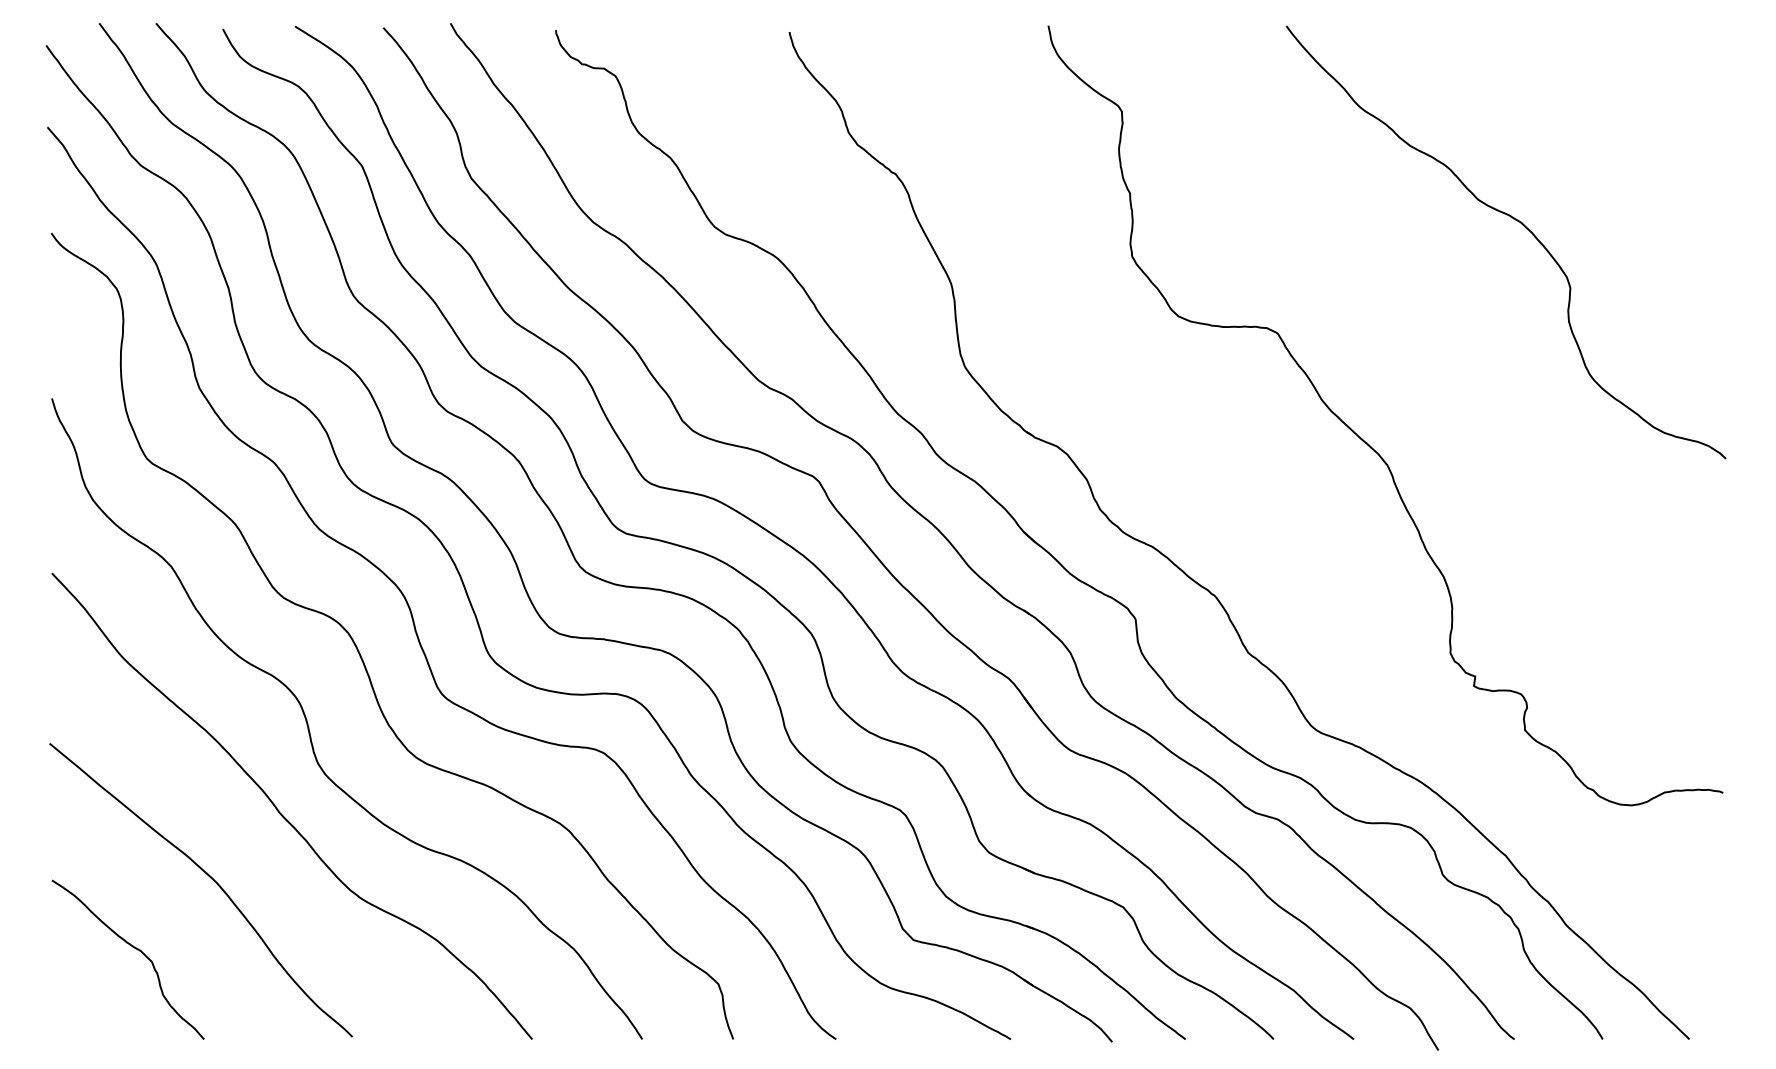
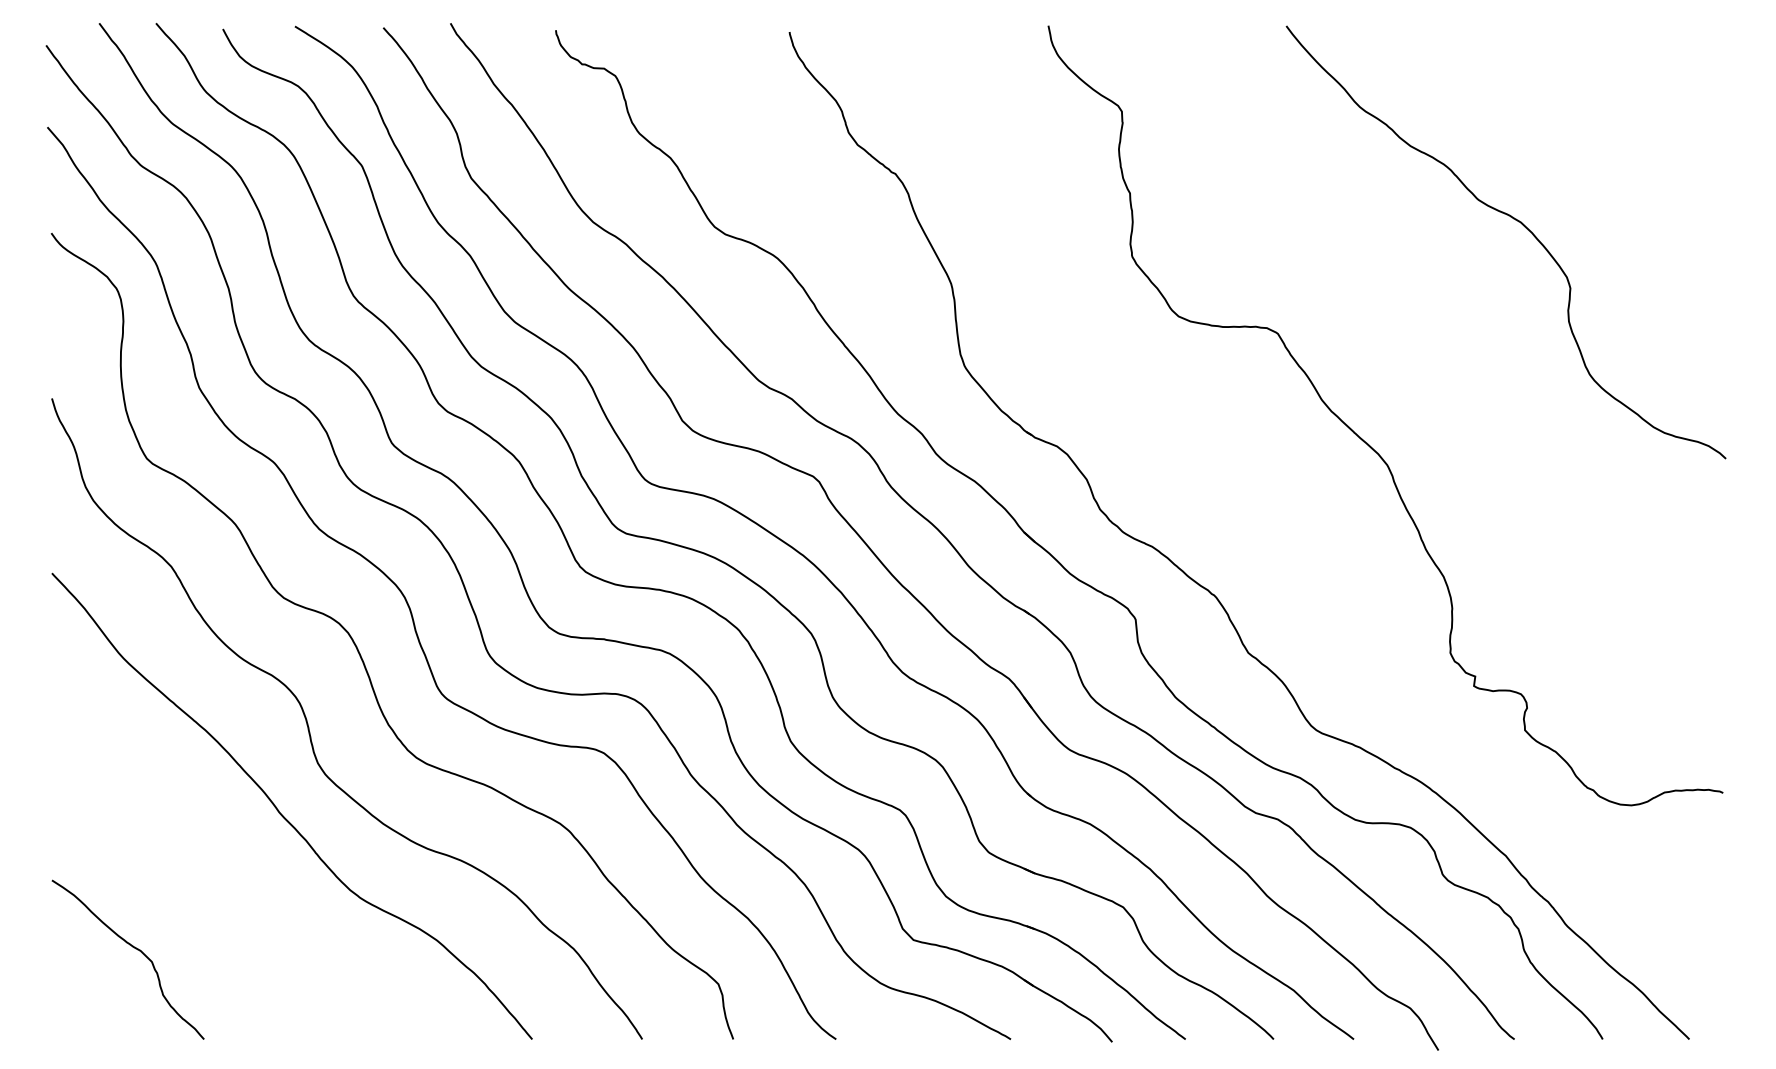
curve: present -> none (211, 879)
